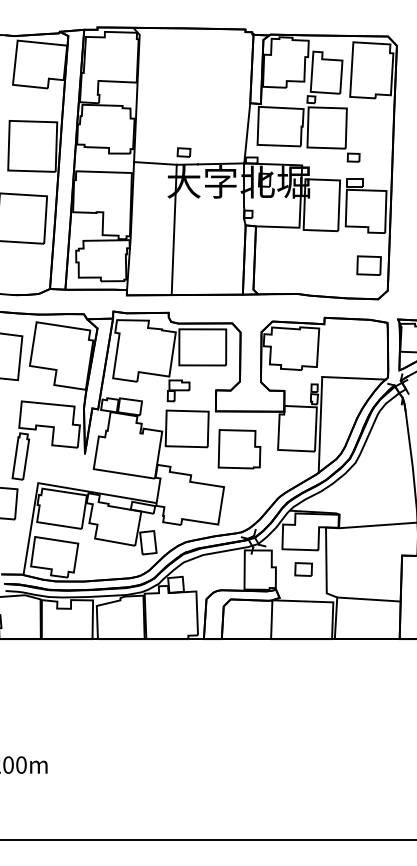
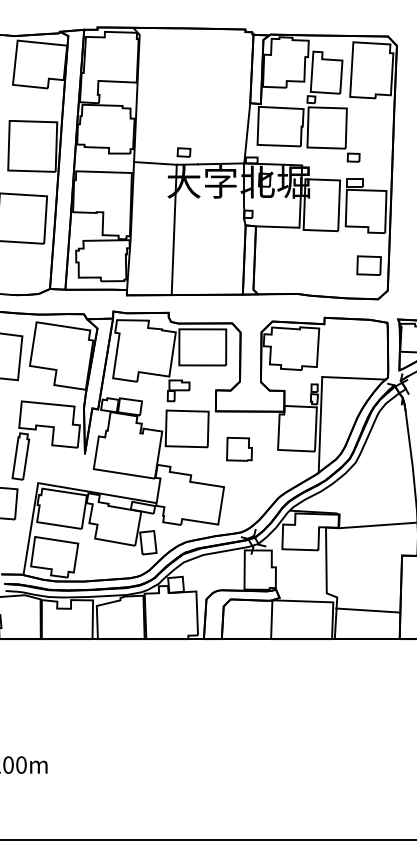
part size: 45x41 px -> 27x26 px (239, 448)
part: present -> none (303, 569)
line position: (368, 599) -> (367, 610) (367, 610)
